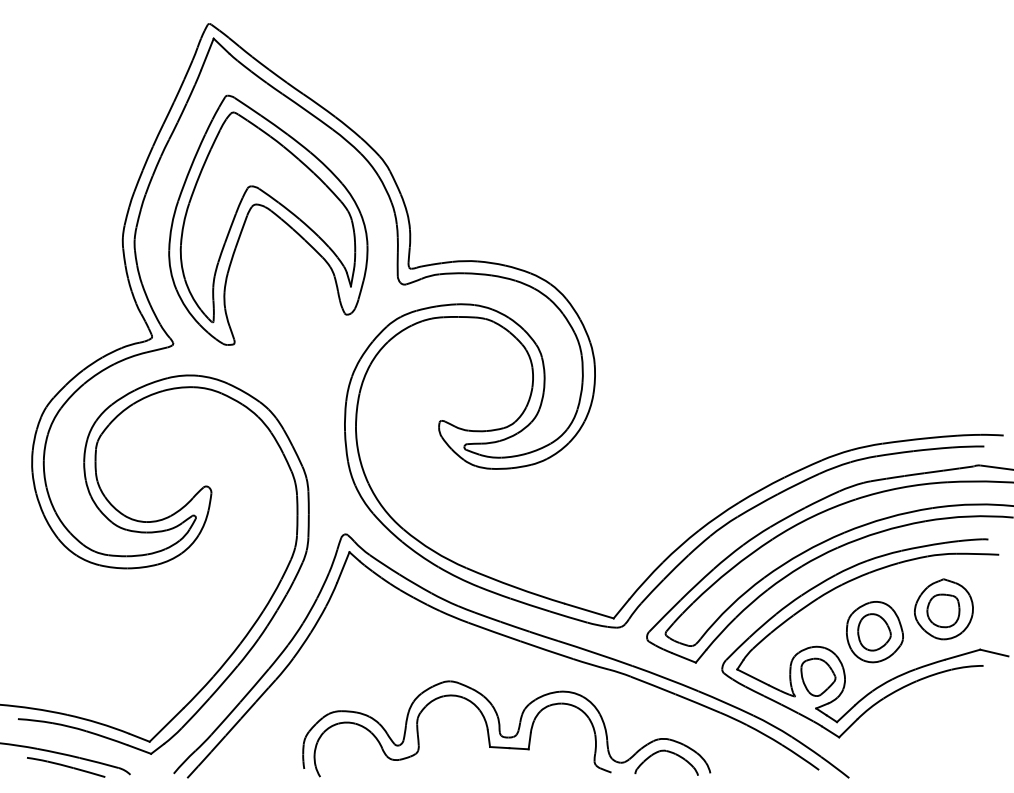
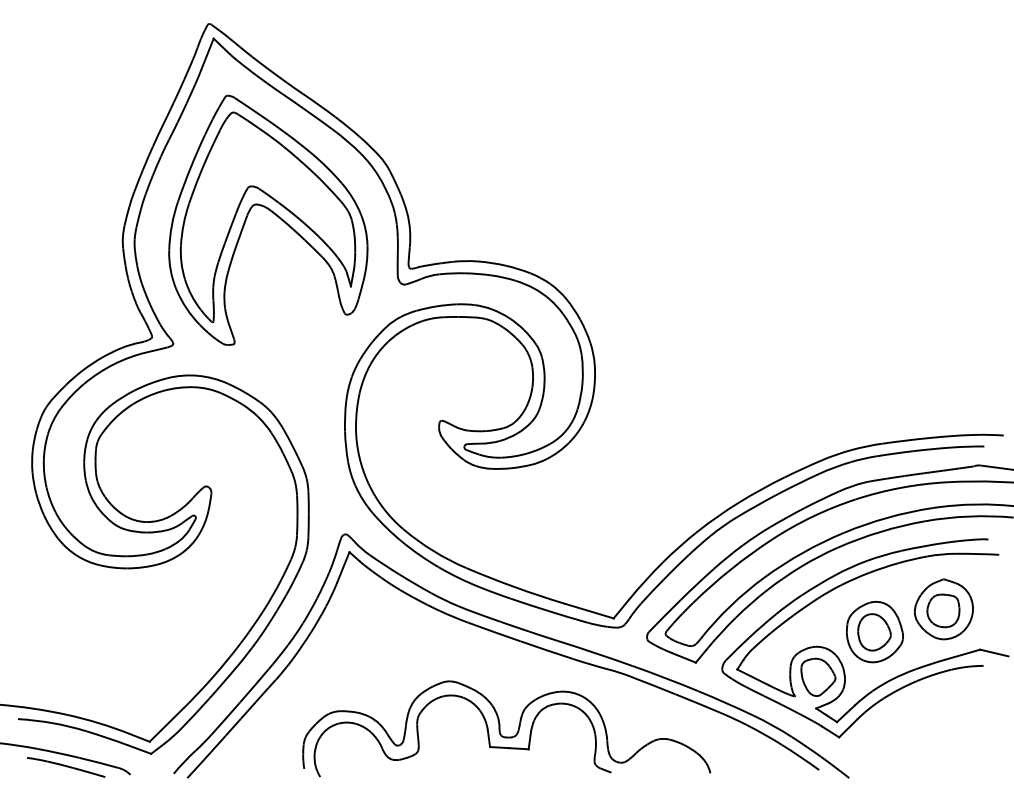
part: present -> none (670, 753)
